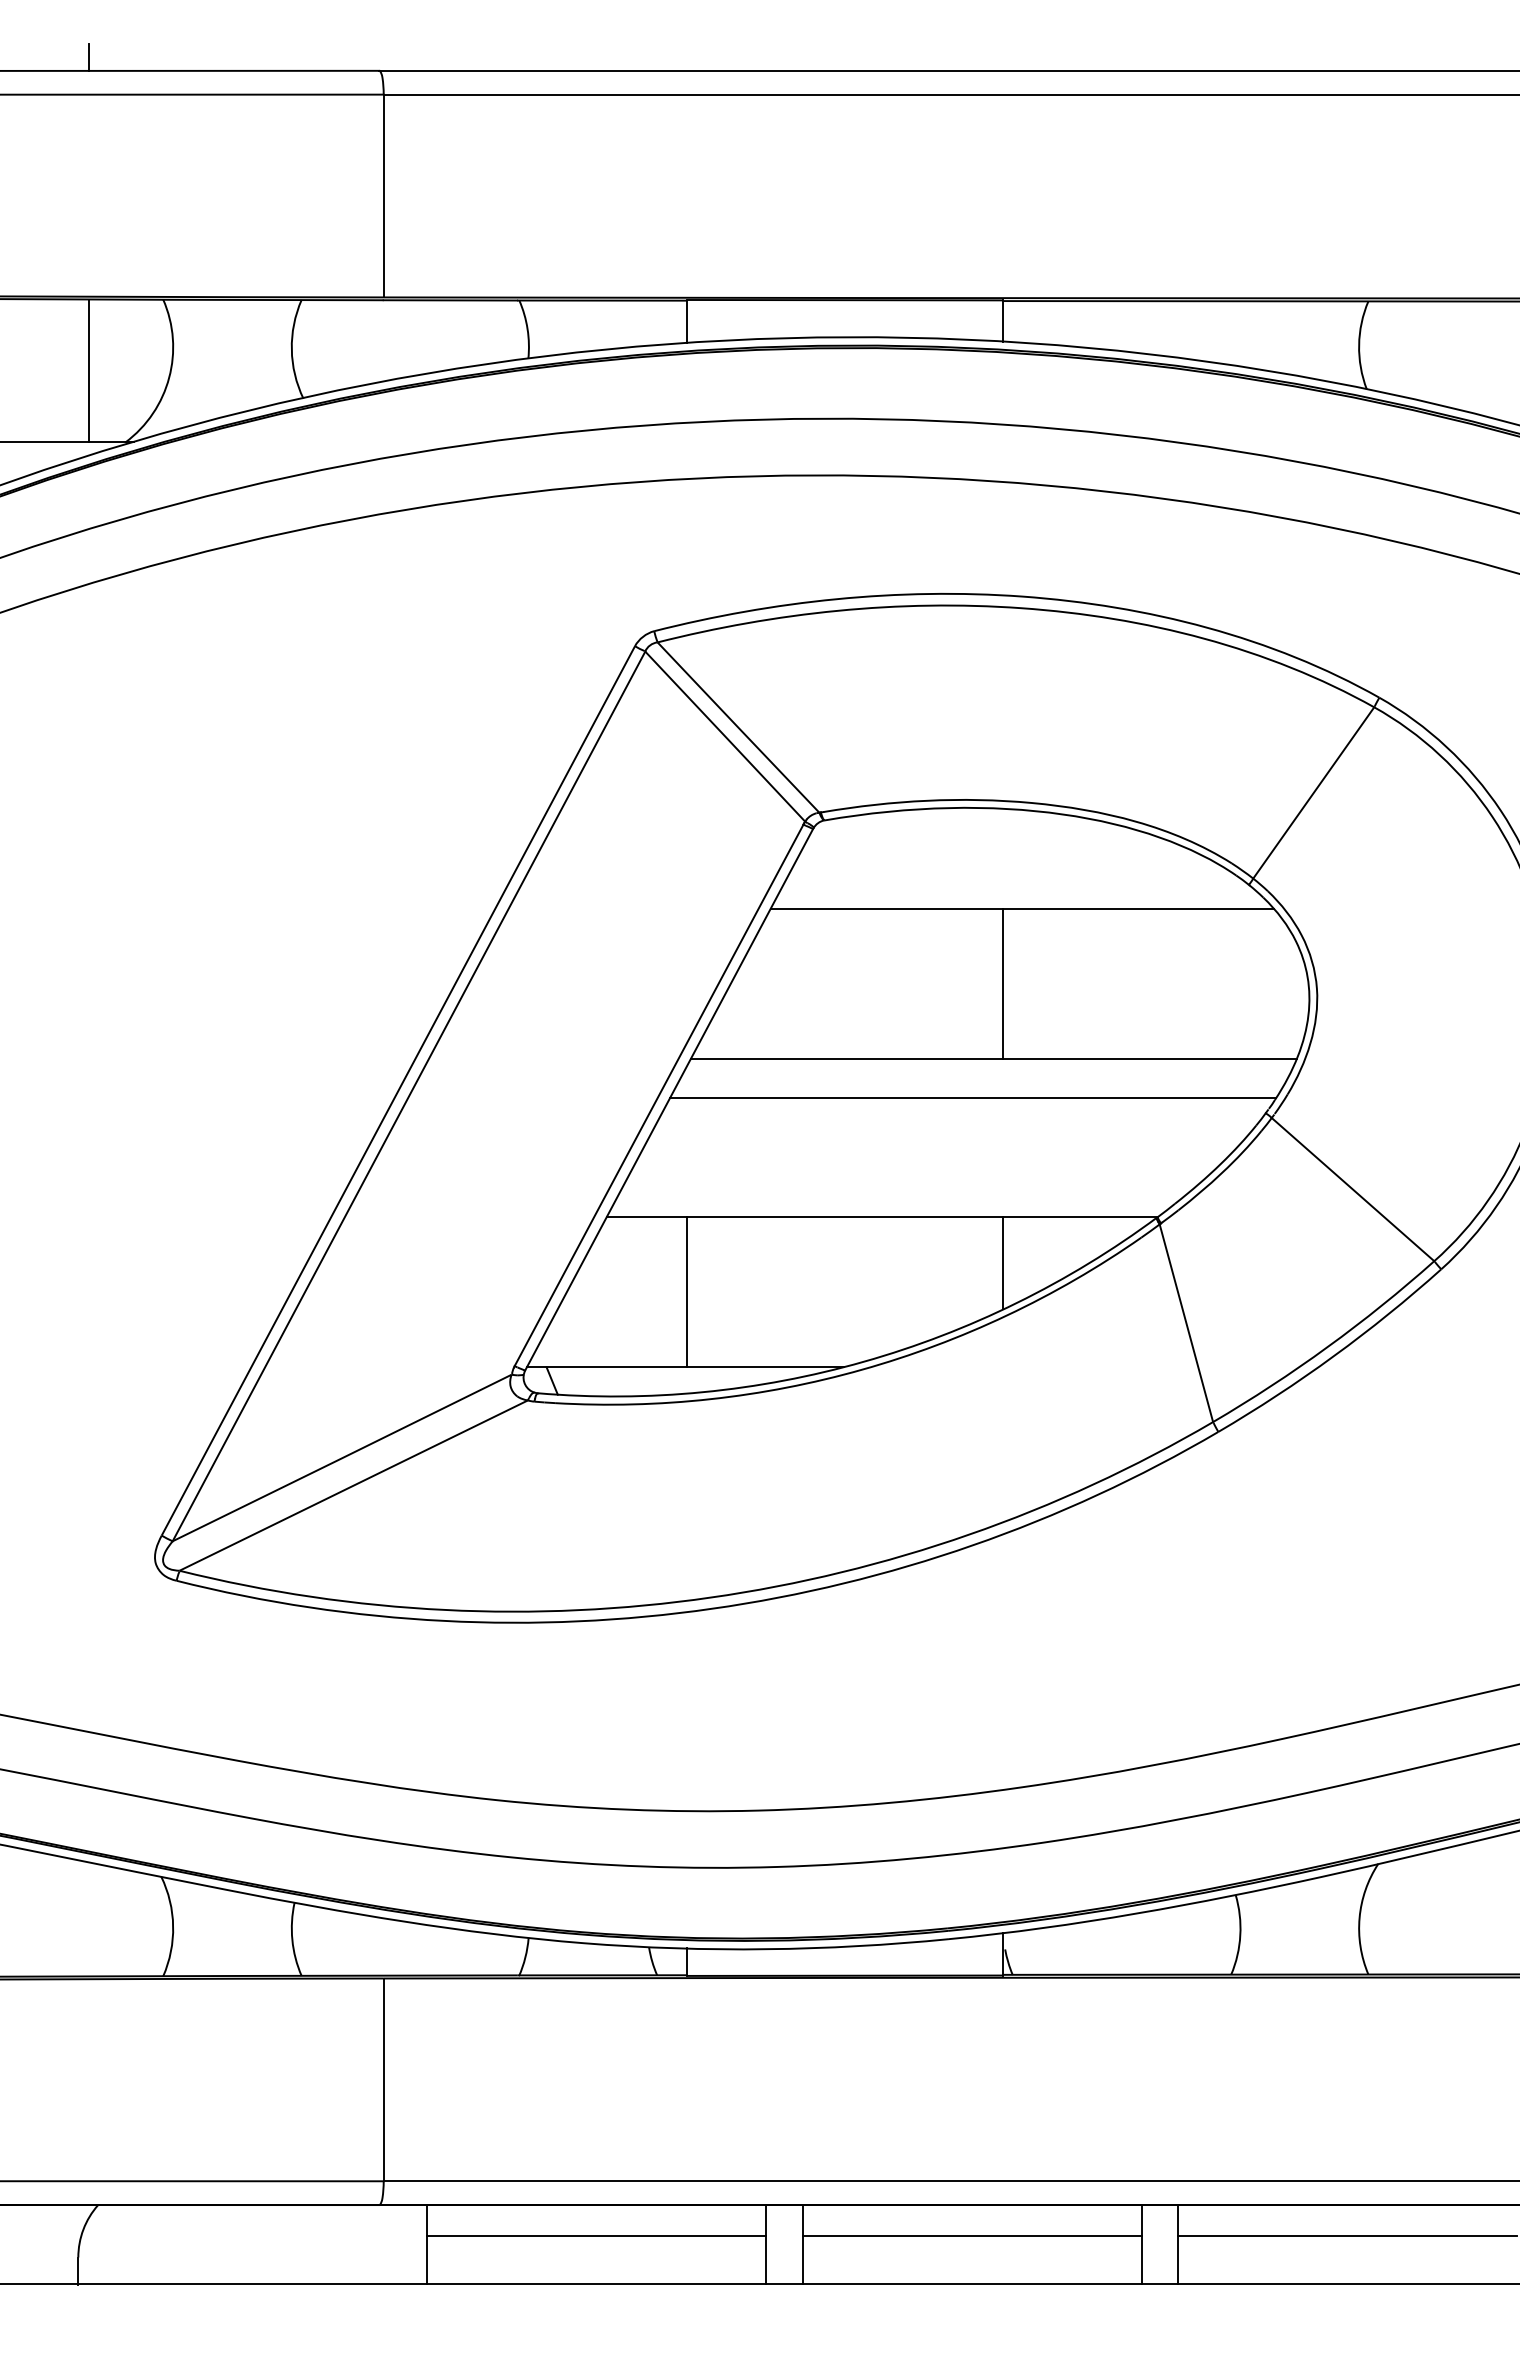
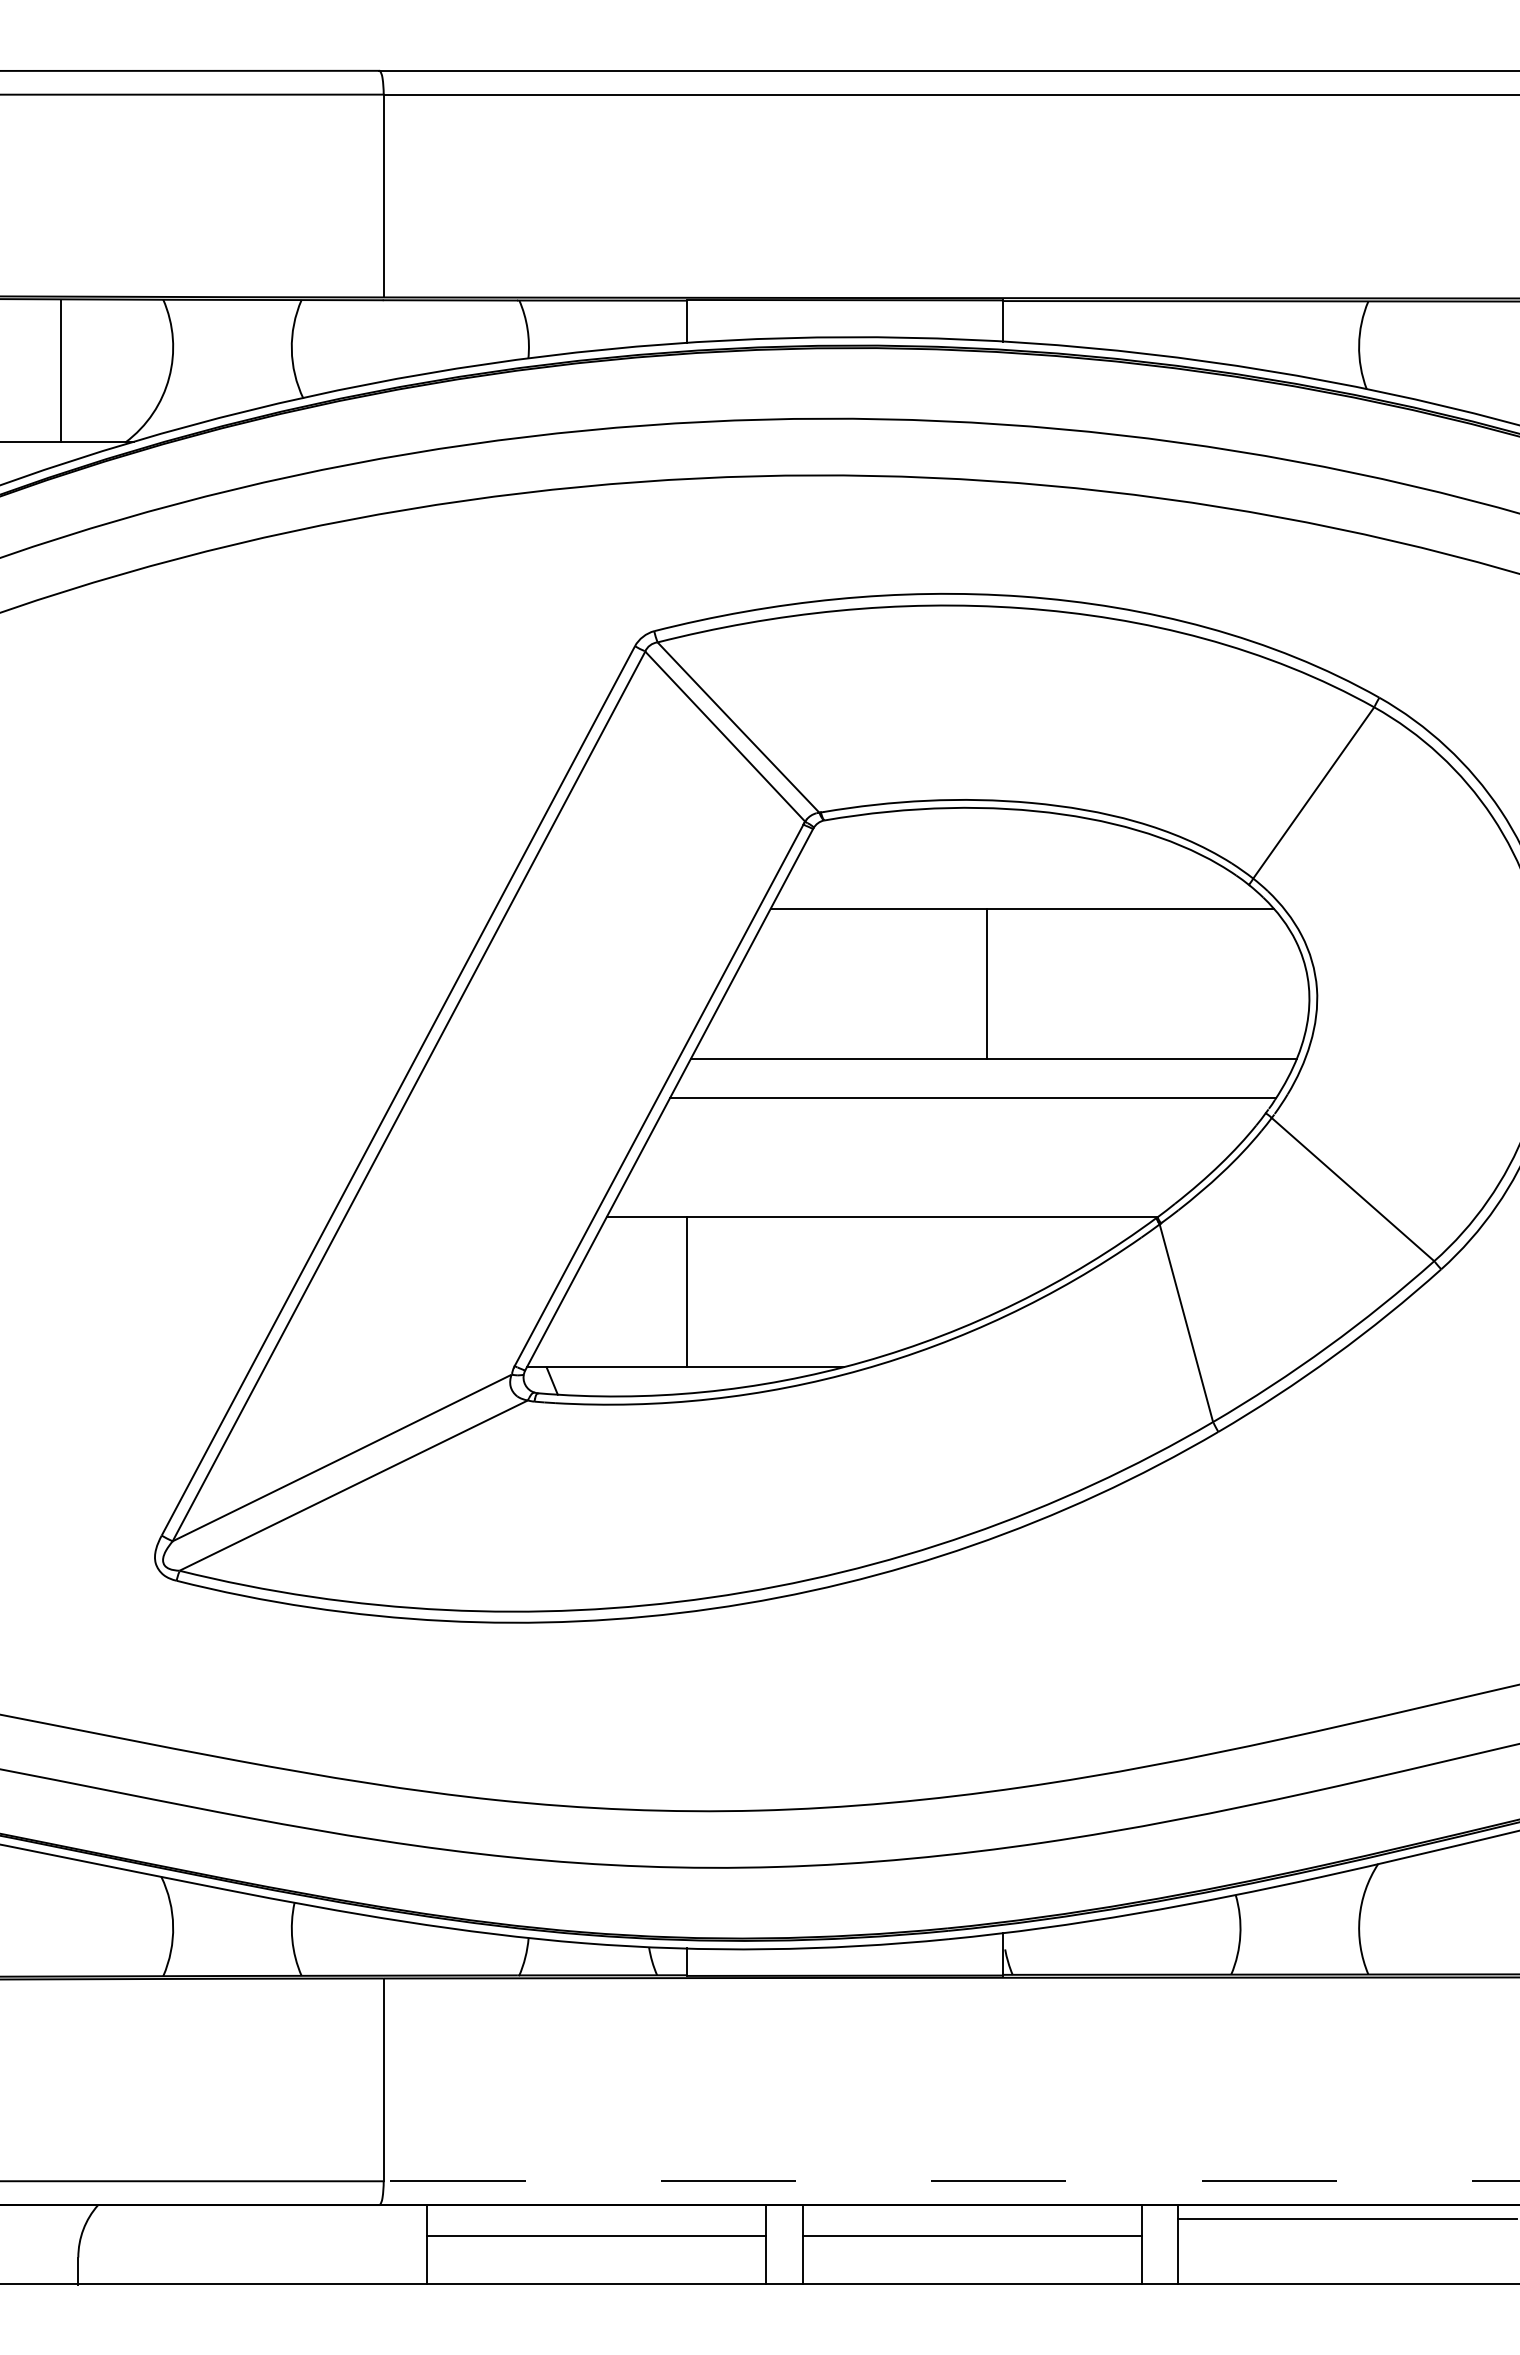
line: present -> none (89, 56)
line position: (89, 370) -> (61, 370) (61, 370)
line position: (1003, 983) -> (987, 983) (987, 983)
line: present -> none (1003, 1262)
line: solid -> dashed (951, 2181)
line position: (1347, 2236) -> (1347, 2219) (1347, 2219)
